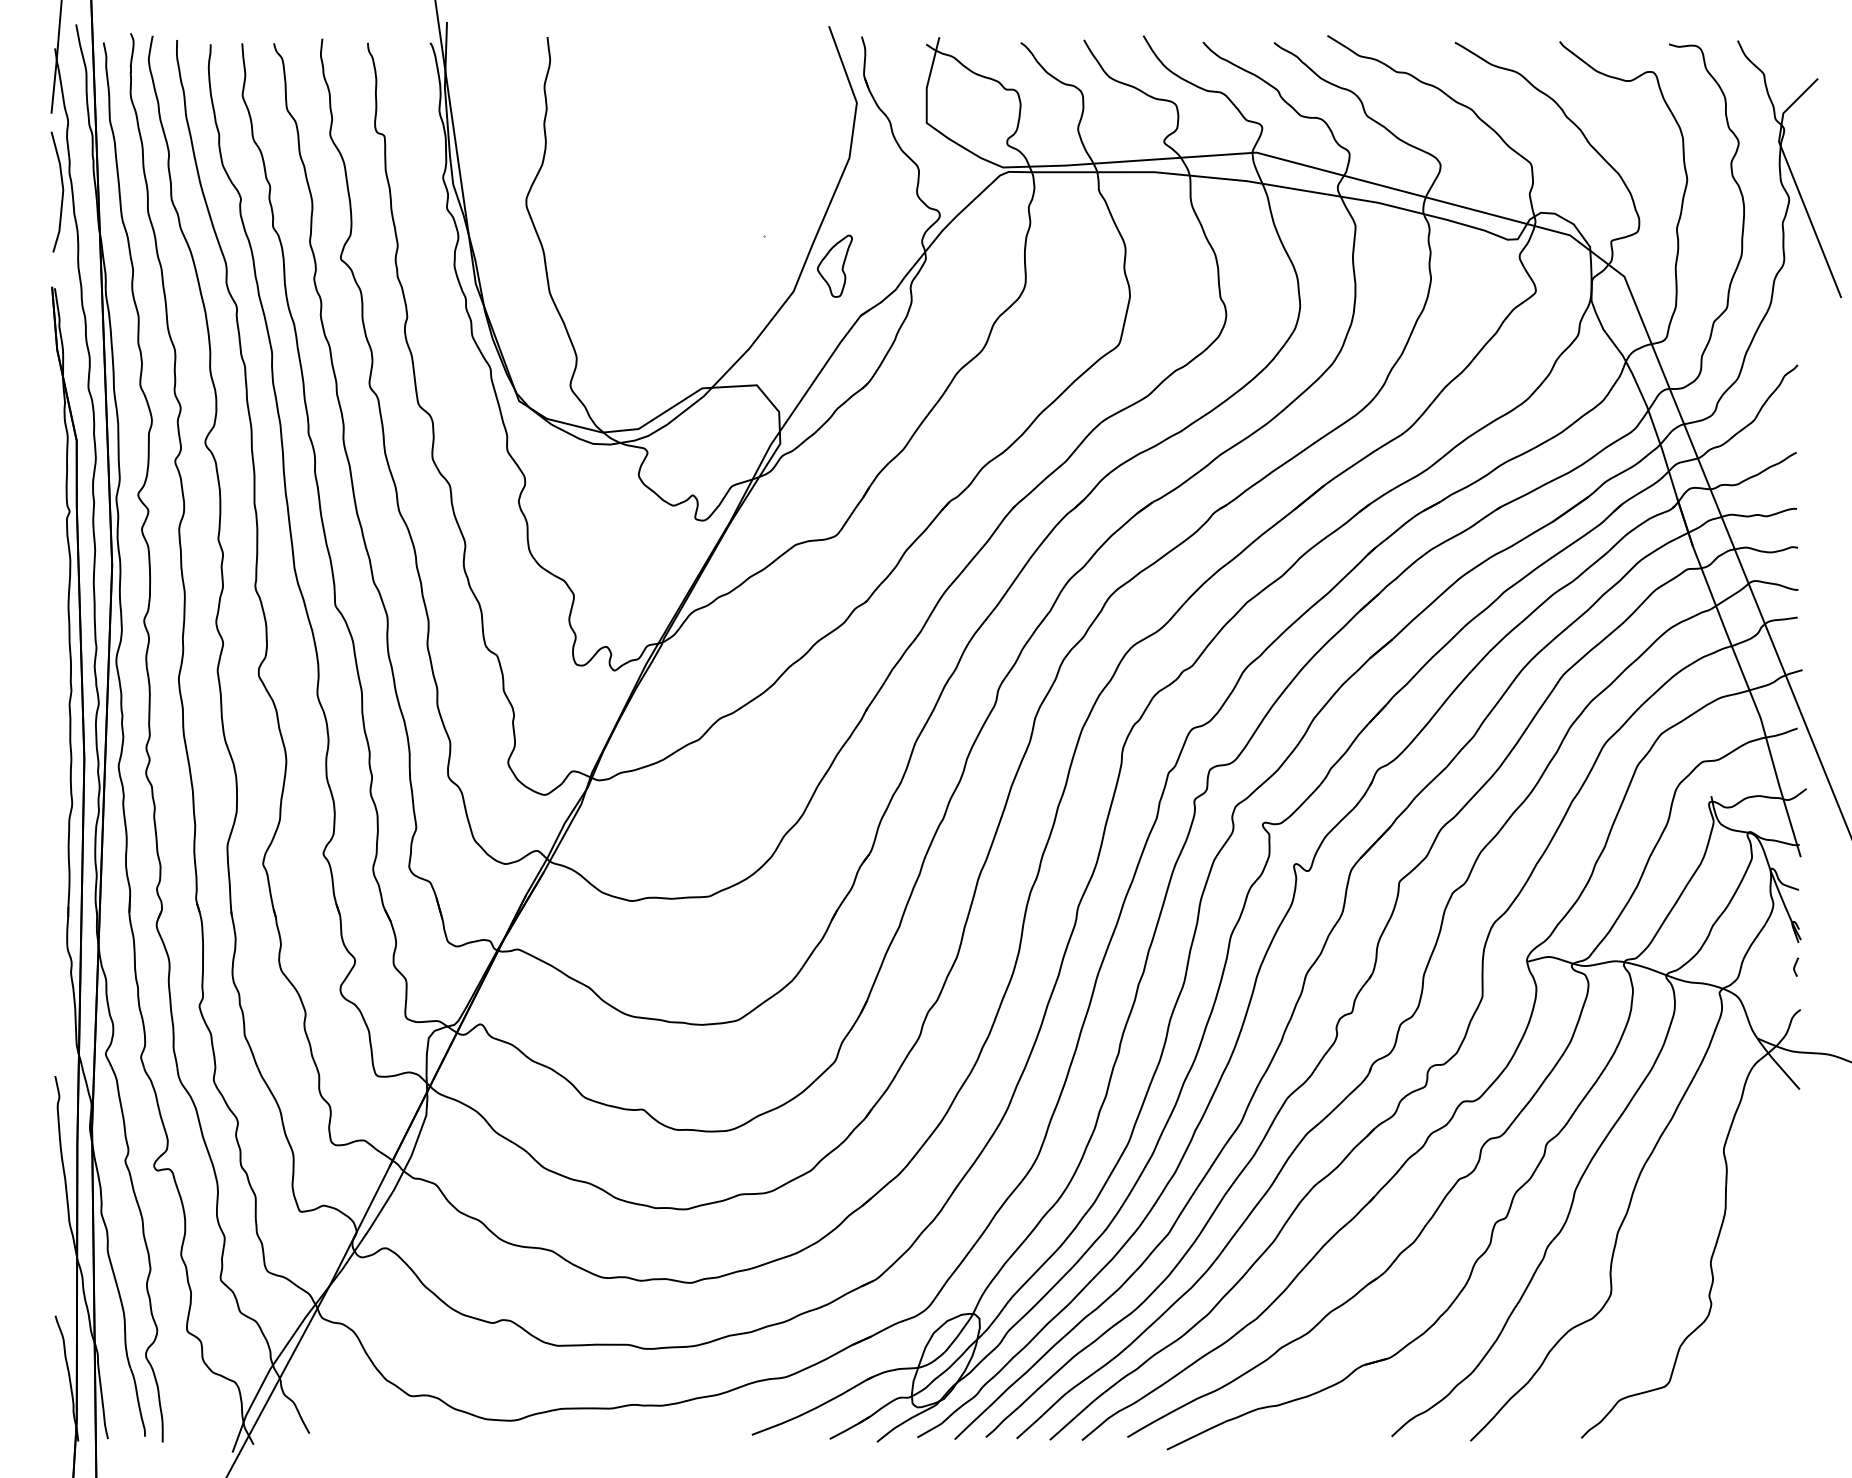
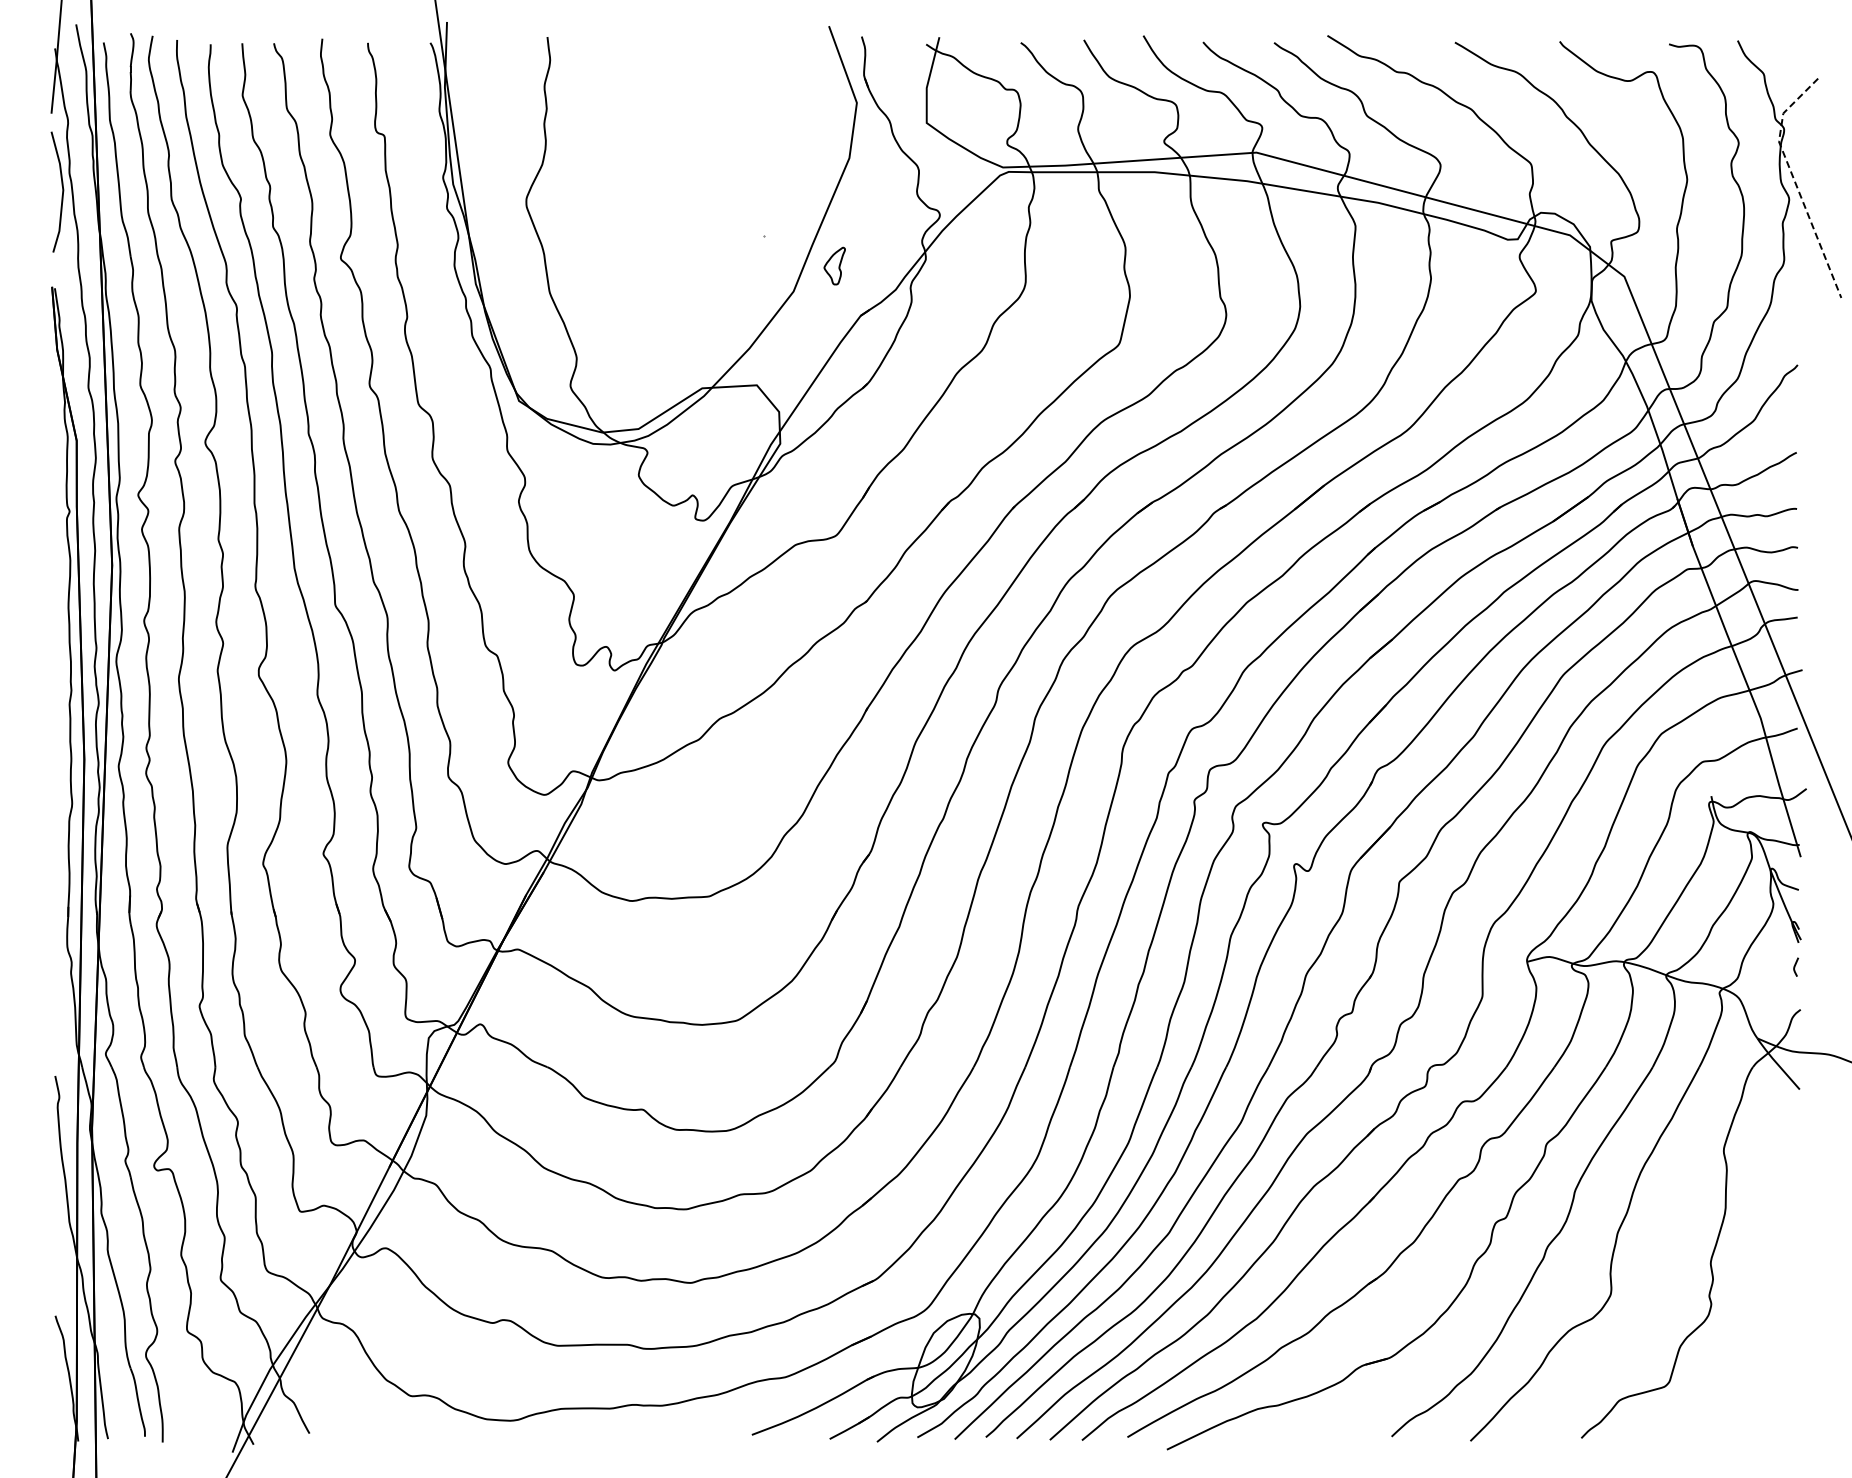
line: solid -> dashed (1795, 182)
part size: 37x64 px -> 23x40 px (834, 265)
